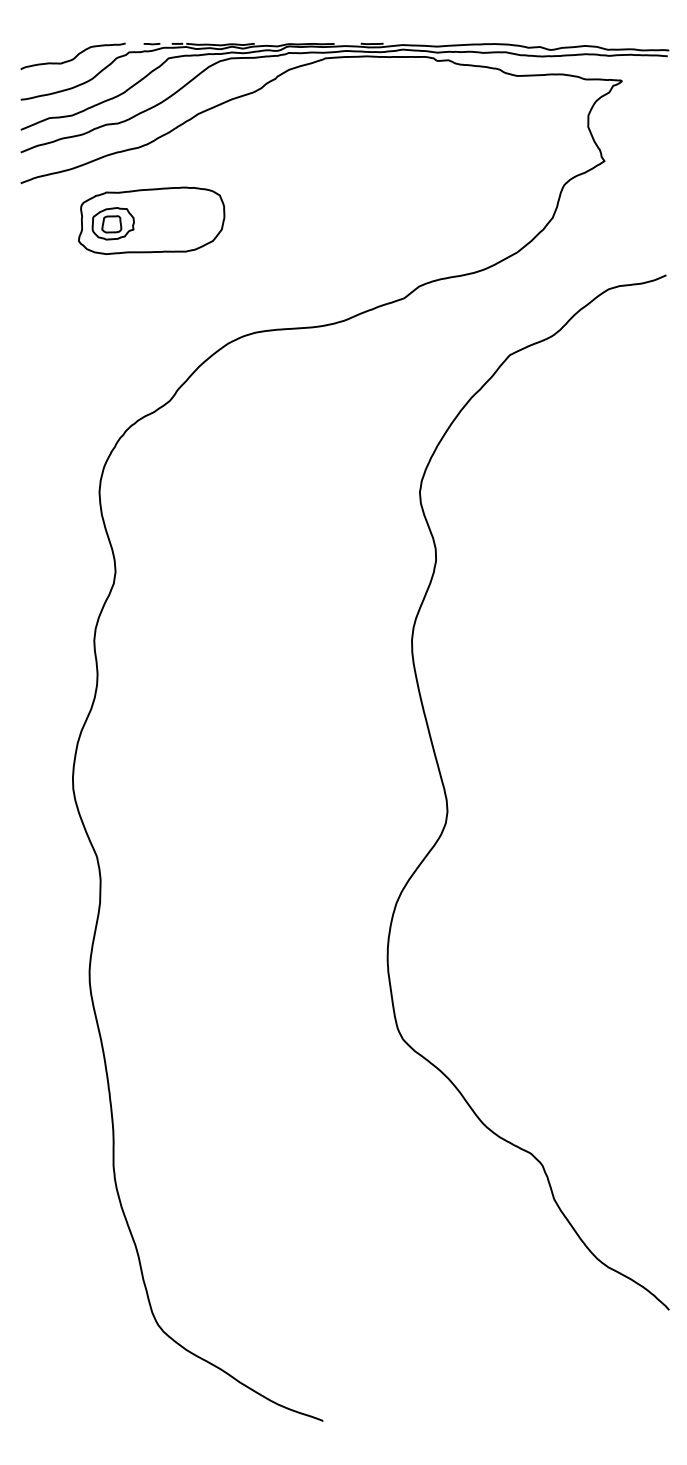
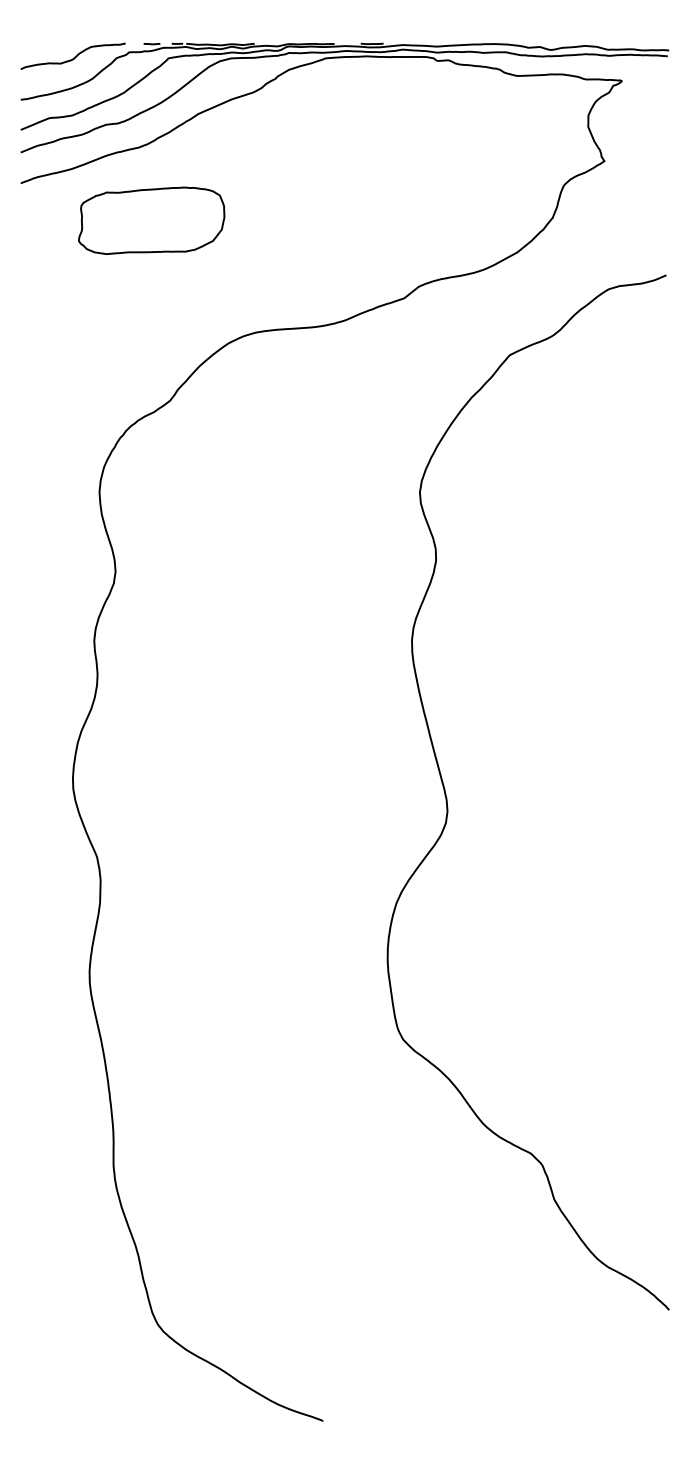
part: present -> none (112, 223)
